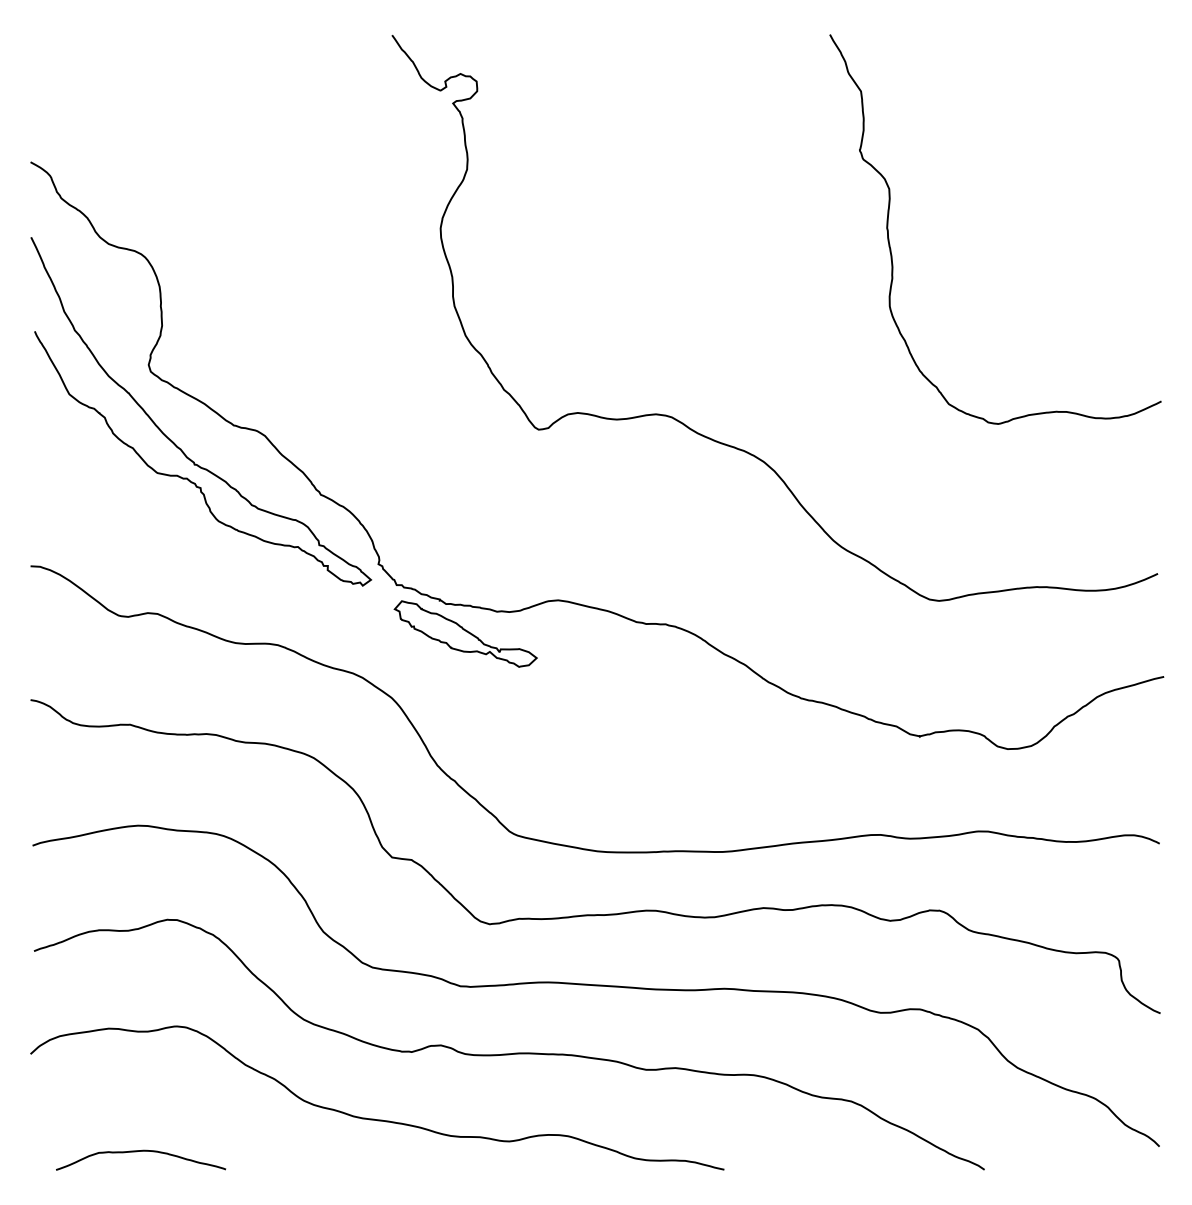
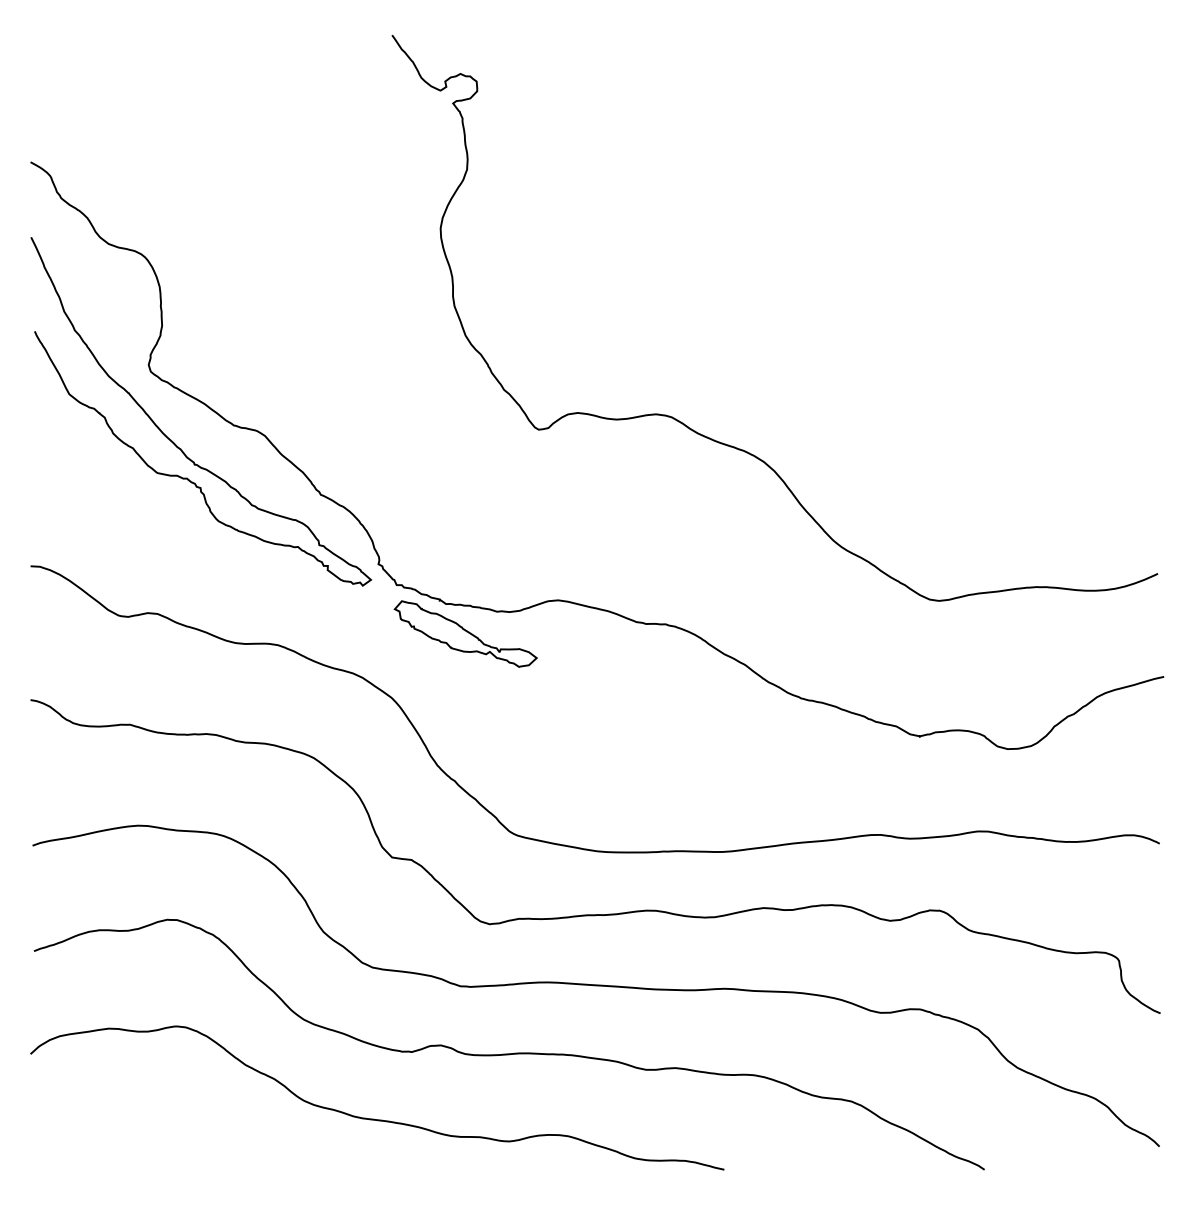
curve: present -> none (891, 248)
curve: present -> none (141, 1151)
